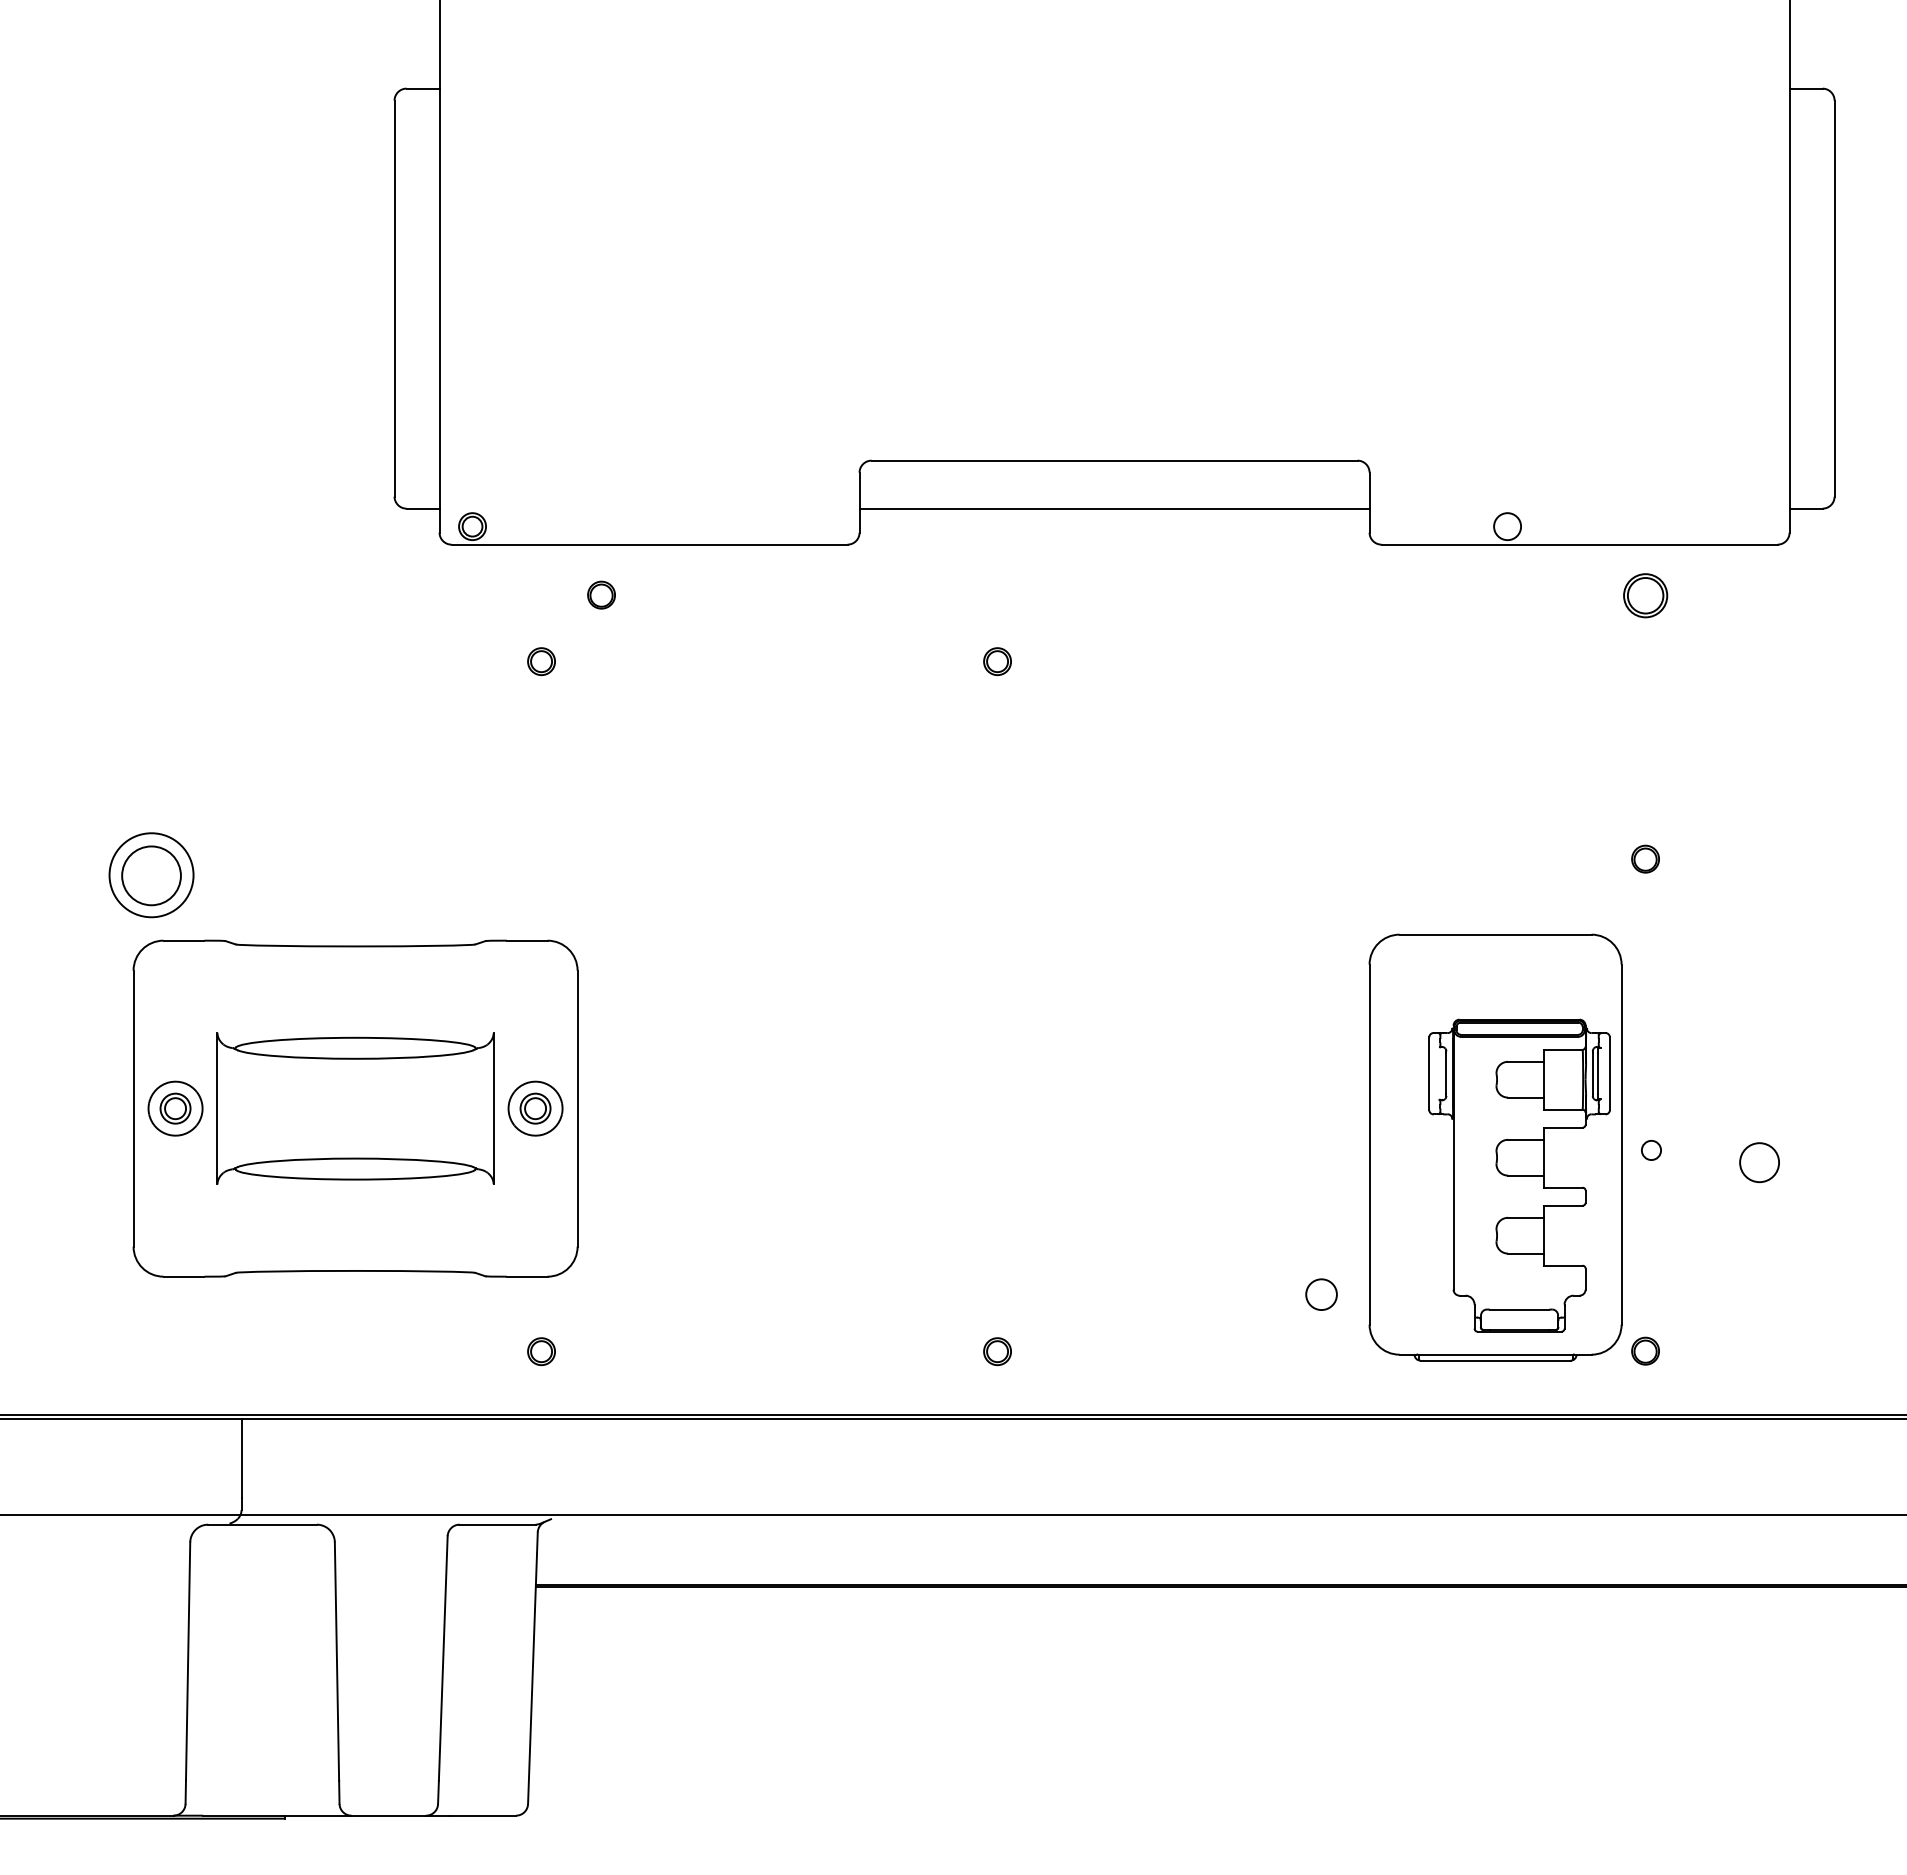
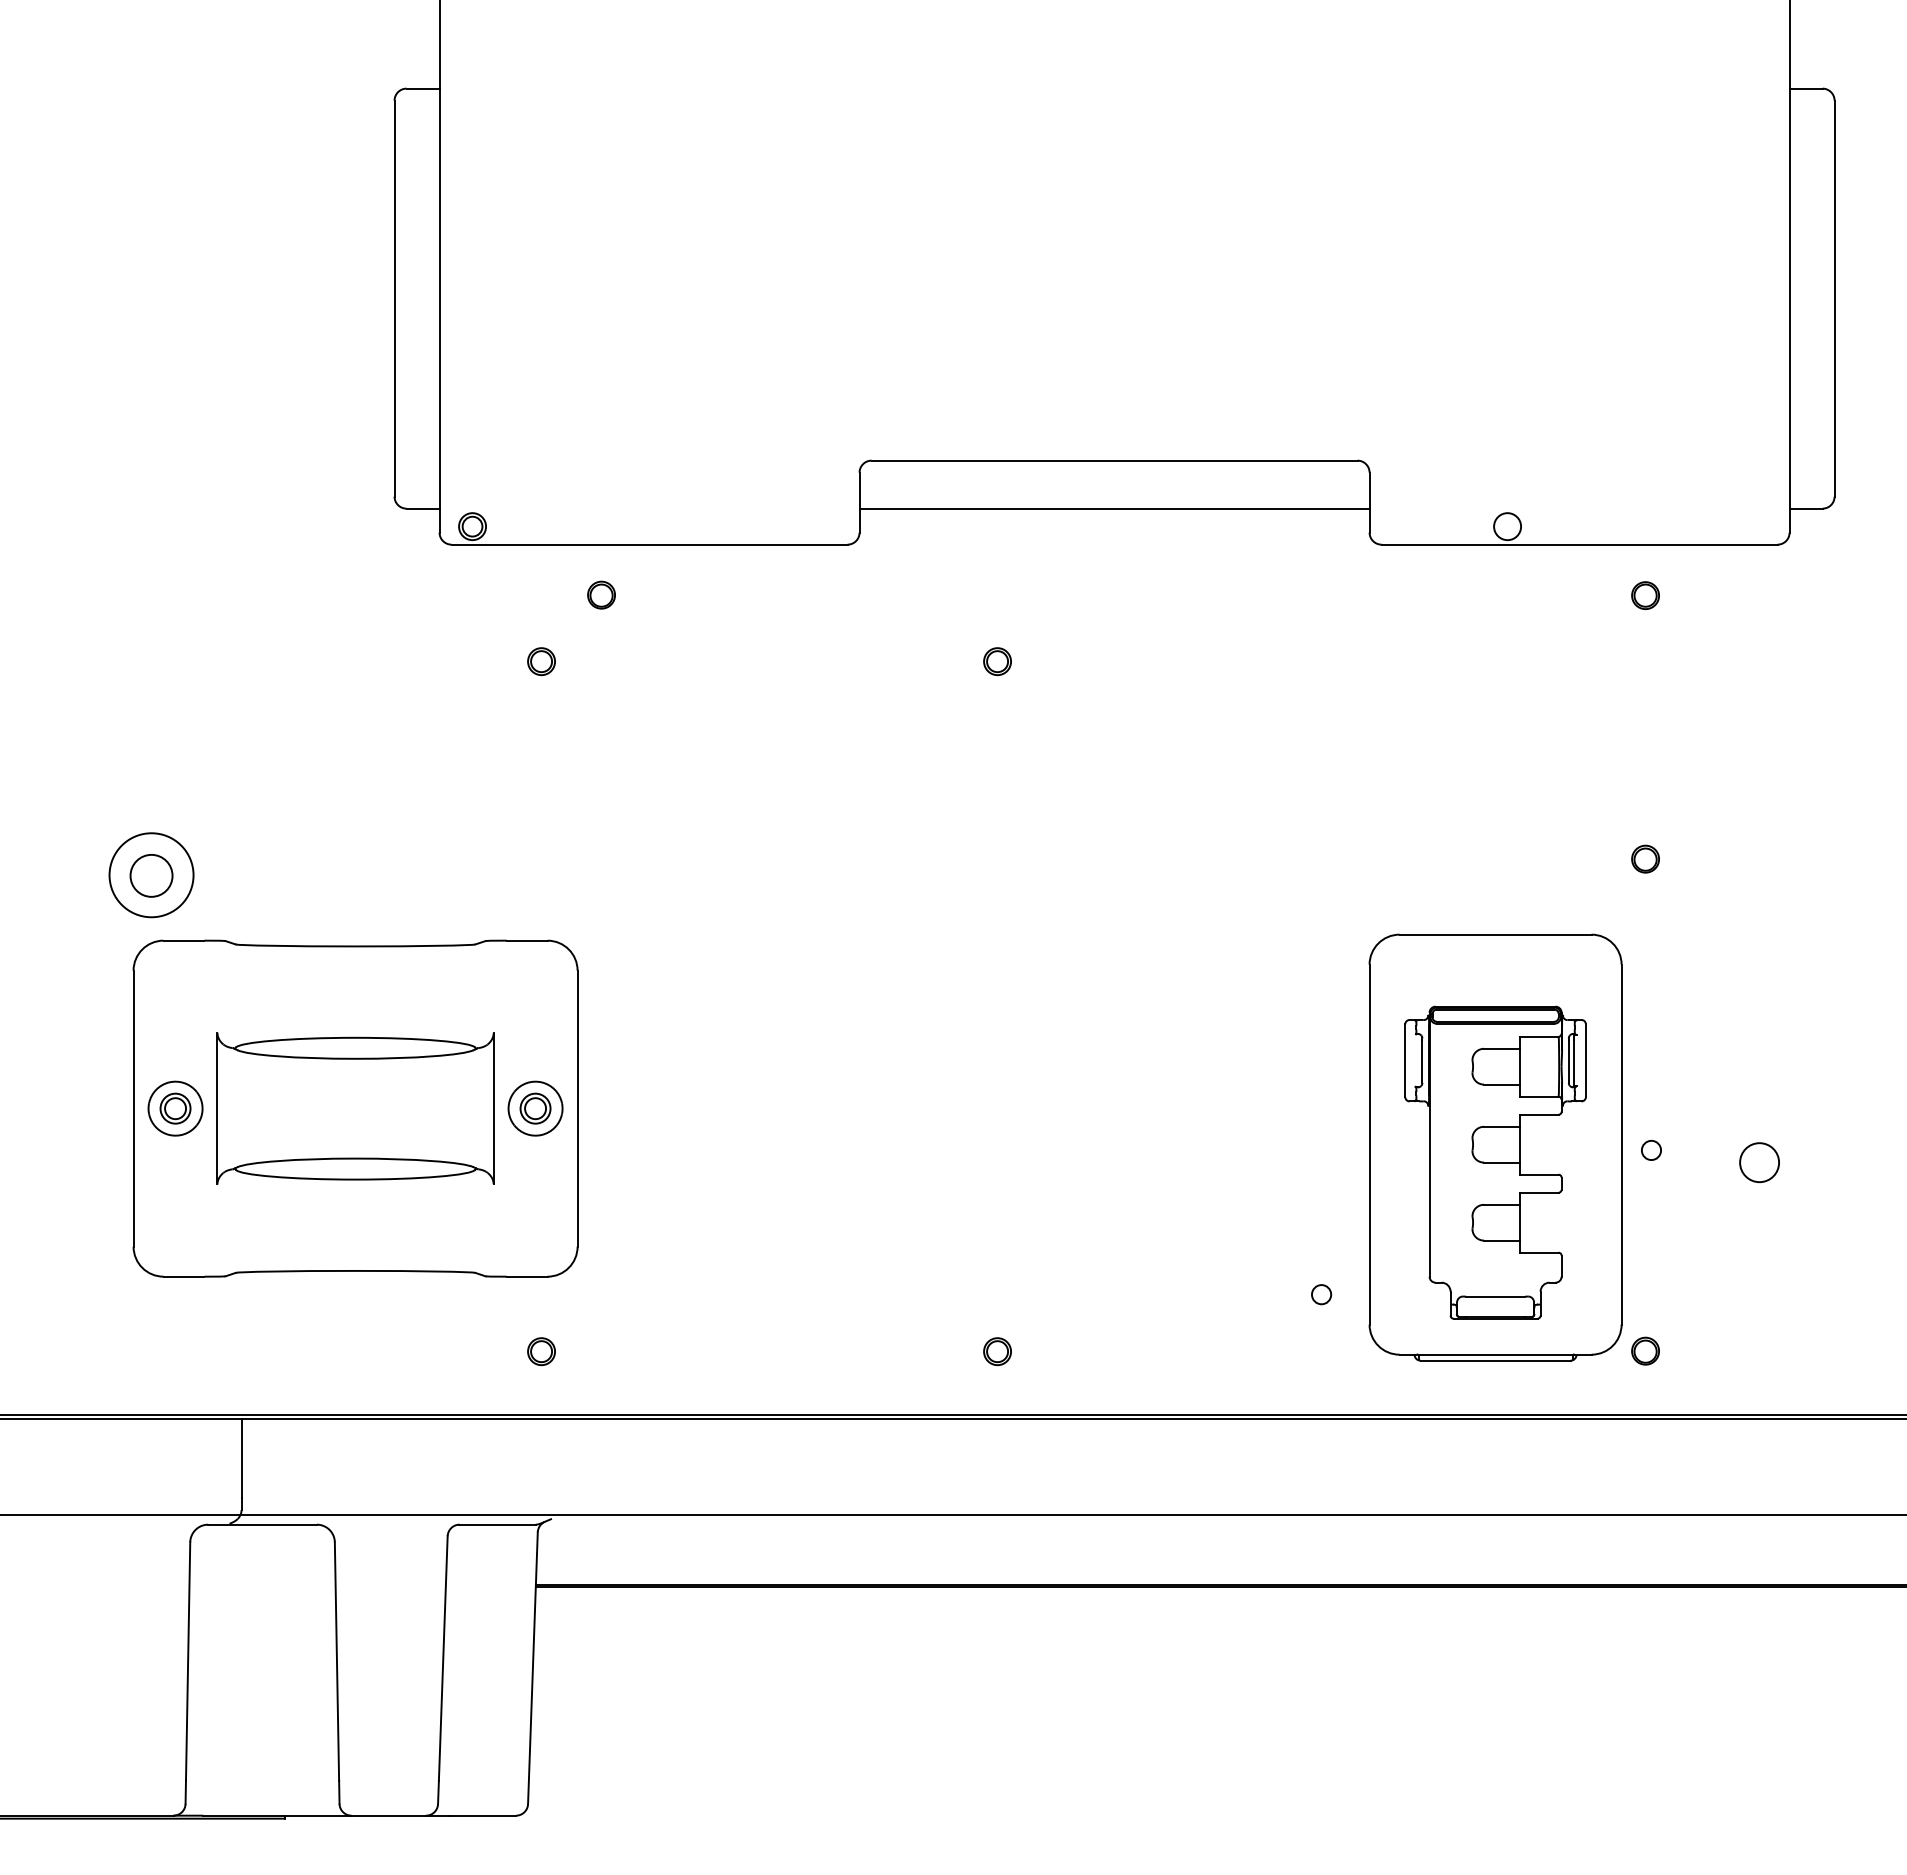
part size: 46x46 px -> 29x29 px (1645, 595)
circle diameter: 59 px -> 42 px (151, 875)
part position: (1519, 1175) -> (1495, 1162) (1495, 1162)
circle diameter: 31 px -> 19 px (1321, 1294)
